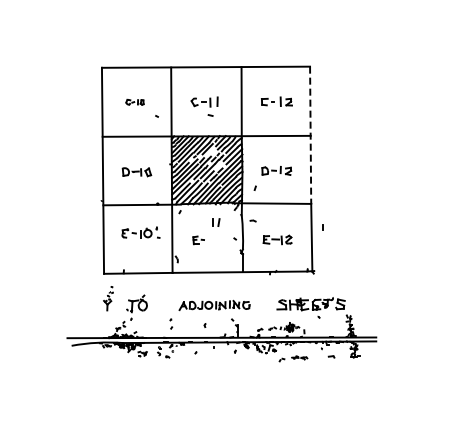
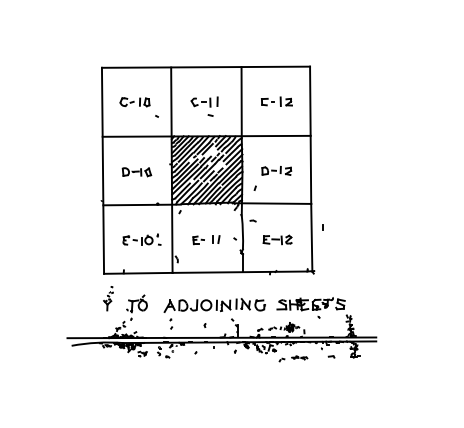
part size: 20x8 px -> 32x11 px (134, 102)
line: dashed -> solid (310, 135)
part position: (216, 222) -> (216, 239) (216, 239)
part position: (140, 232) -> (141, 239) (141, 239)
part size: 73x13 px -> 103x15 px (214, 305)
